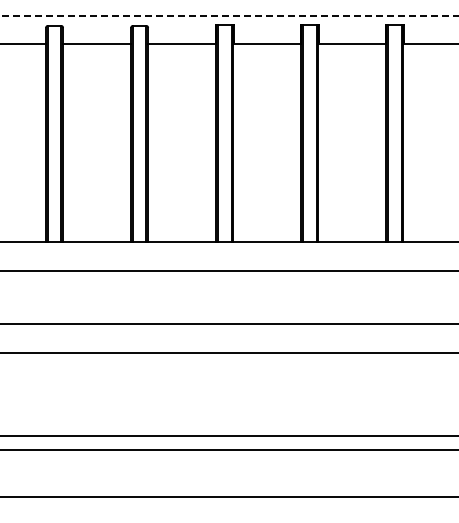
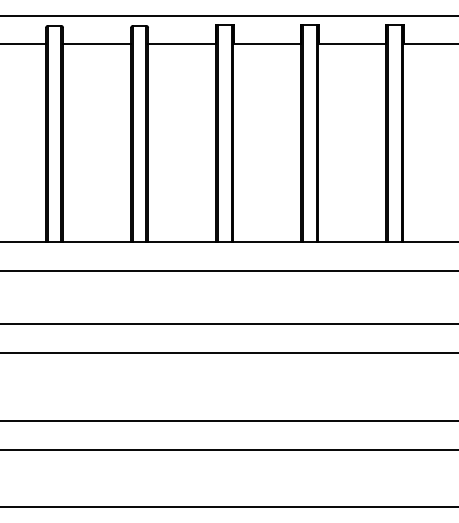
line: dashed -> solid (229, 15)
line position: (228, 436) -> (228, 421) (228, 421)
line position: (228, 497) -> (228, 507) (228, 507)
